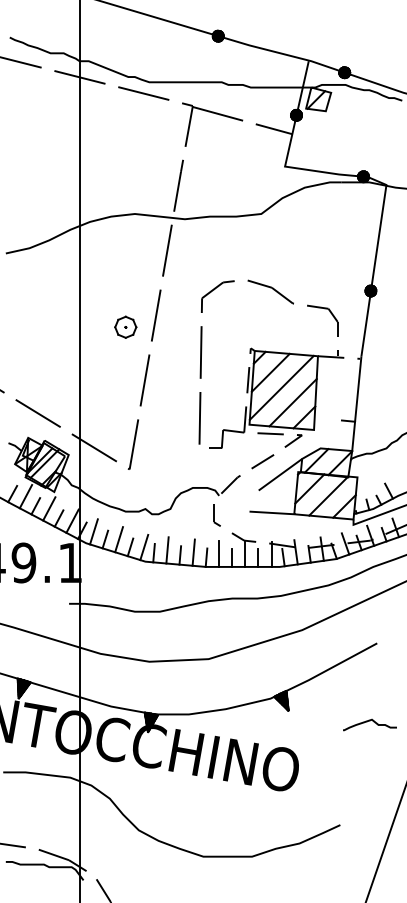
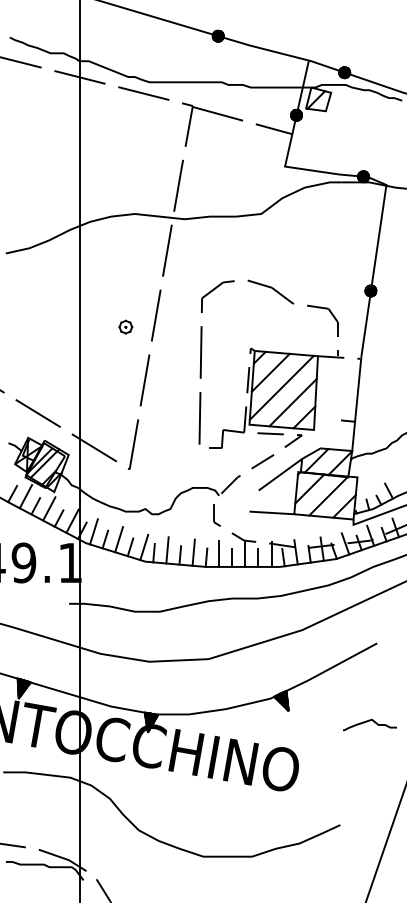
part size: 24x24 px -> 16x16 px (125, 326)
